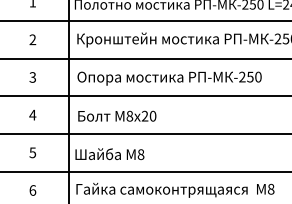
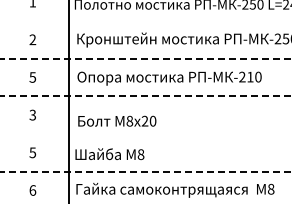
line: present -> none (145, 21)
line: solid -> dashed (146, 58)
text: -250 -> -210 (250, 76)
text: 3 -> 5 (32, 77)
line: solid -> dashed (146, 96)
text: 4 -> 3 (32, 114)
text position: (117, 115) -> (117, 120) (117, 120)
line: present -> none (145, 134)
line: solid -> dashed (146, 171)
